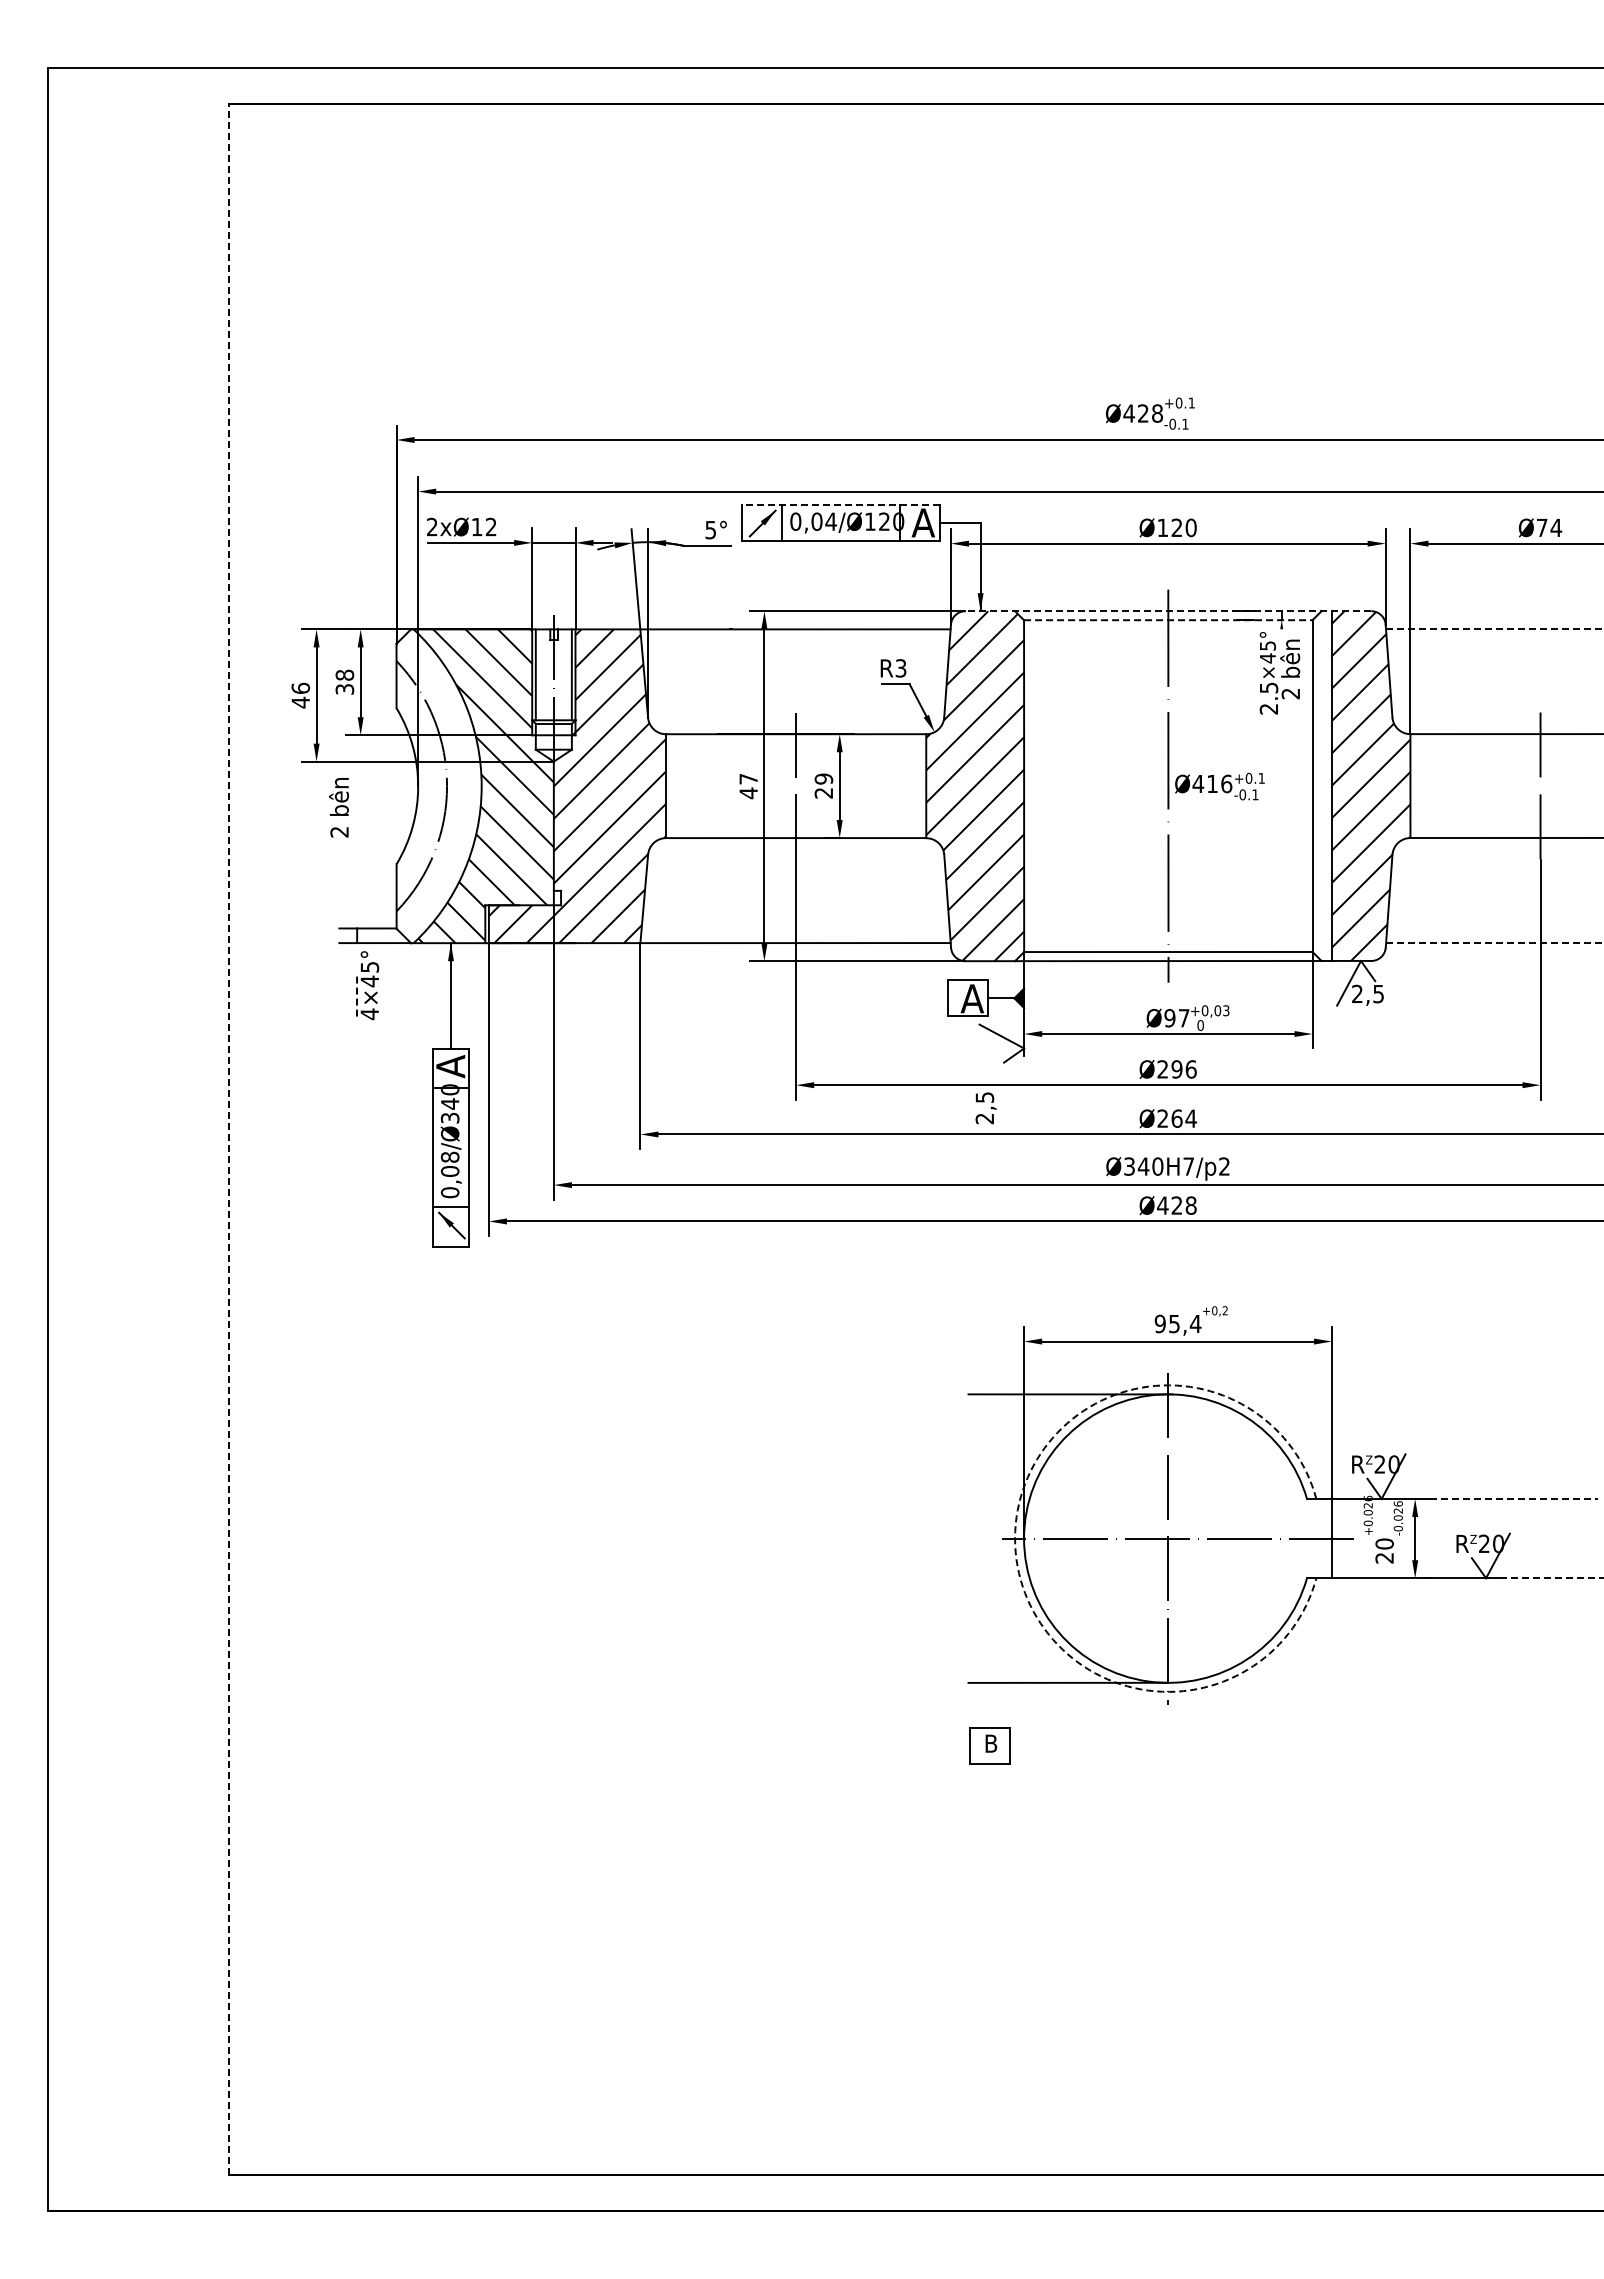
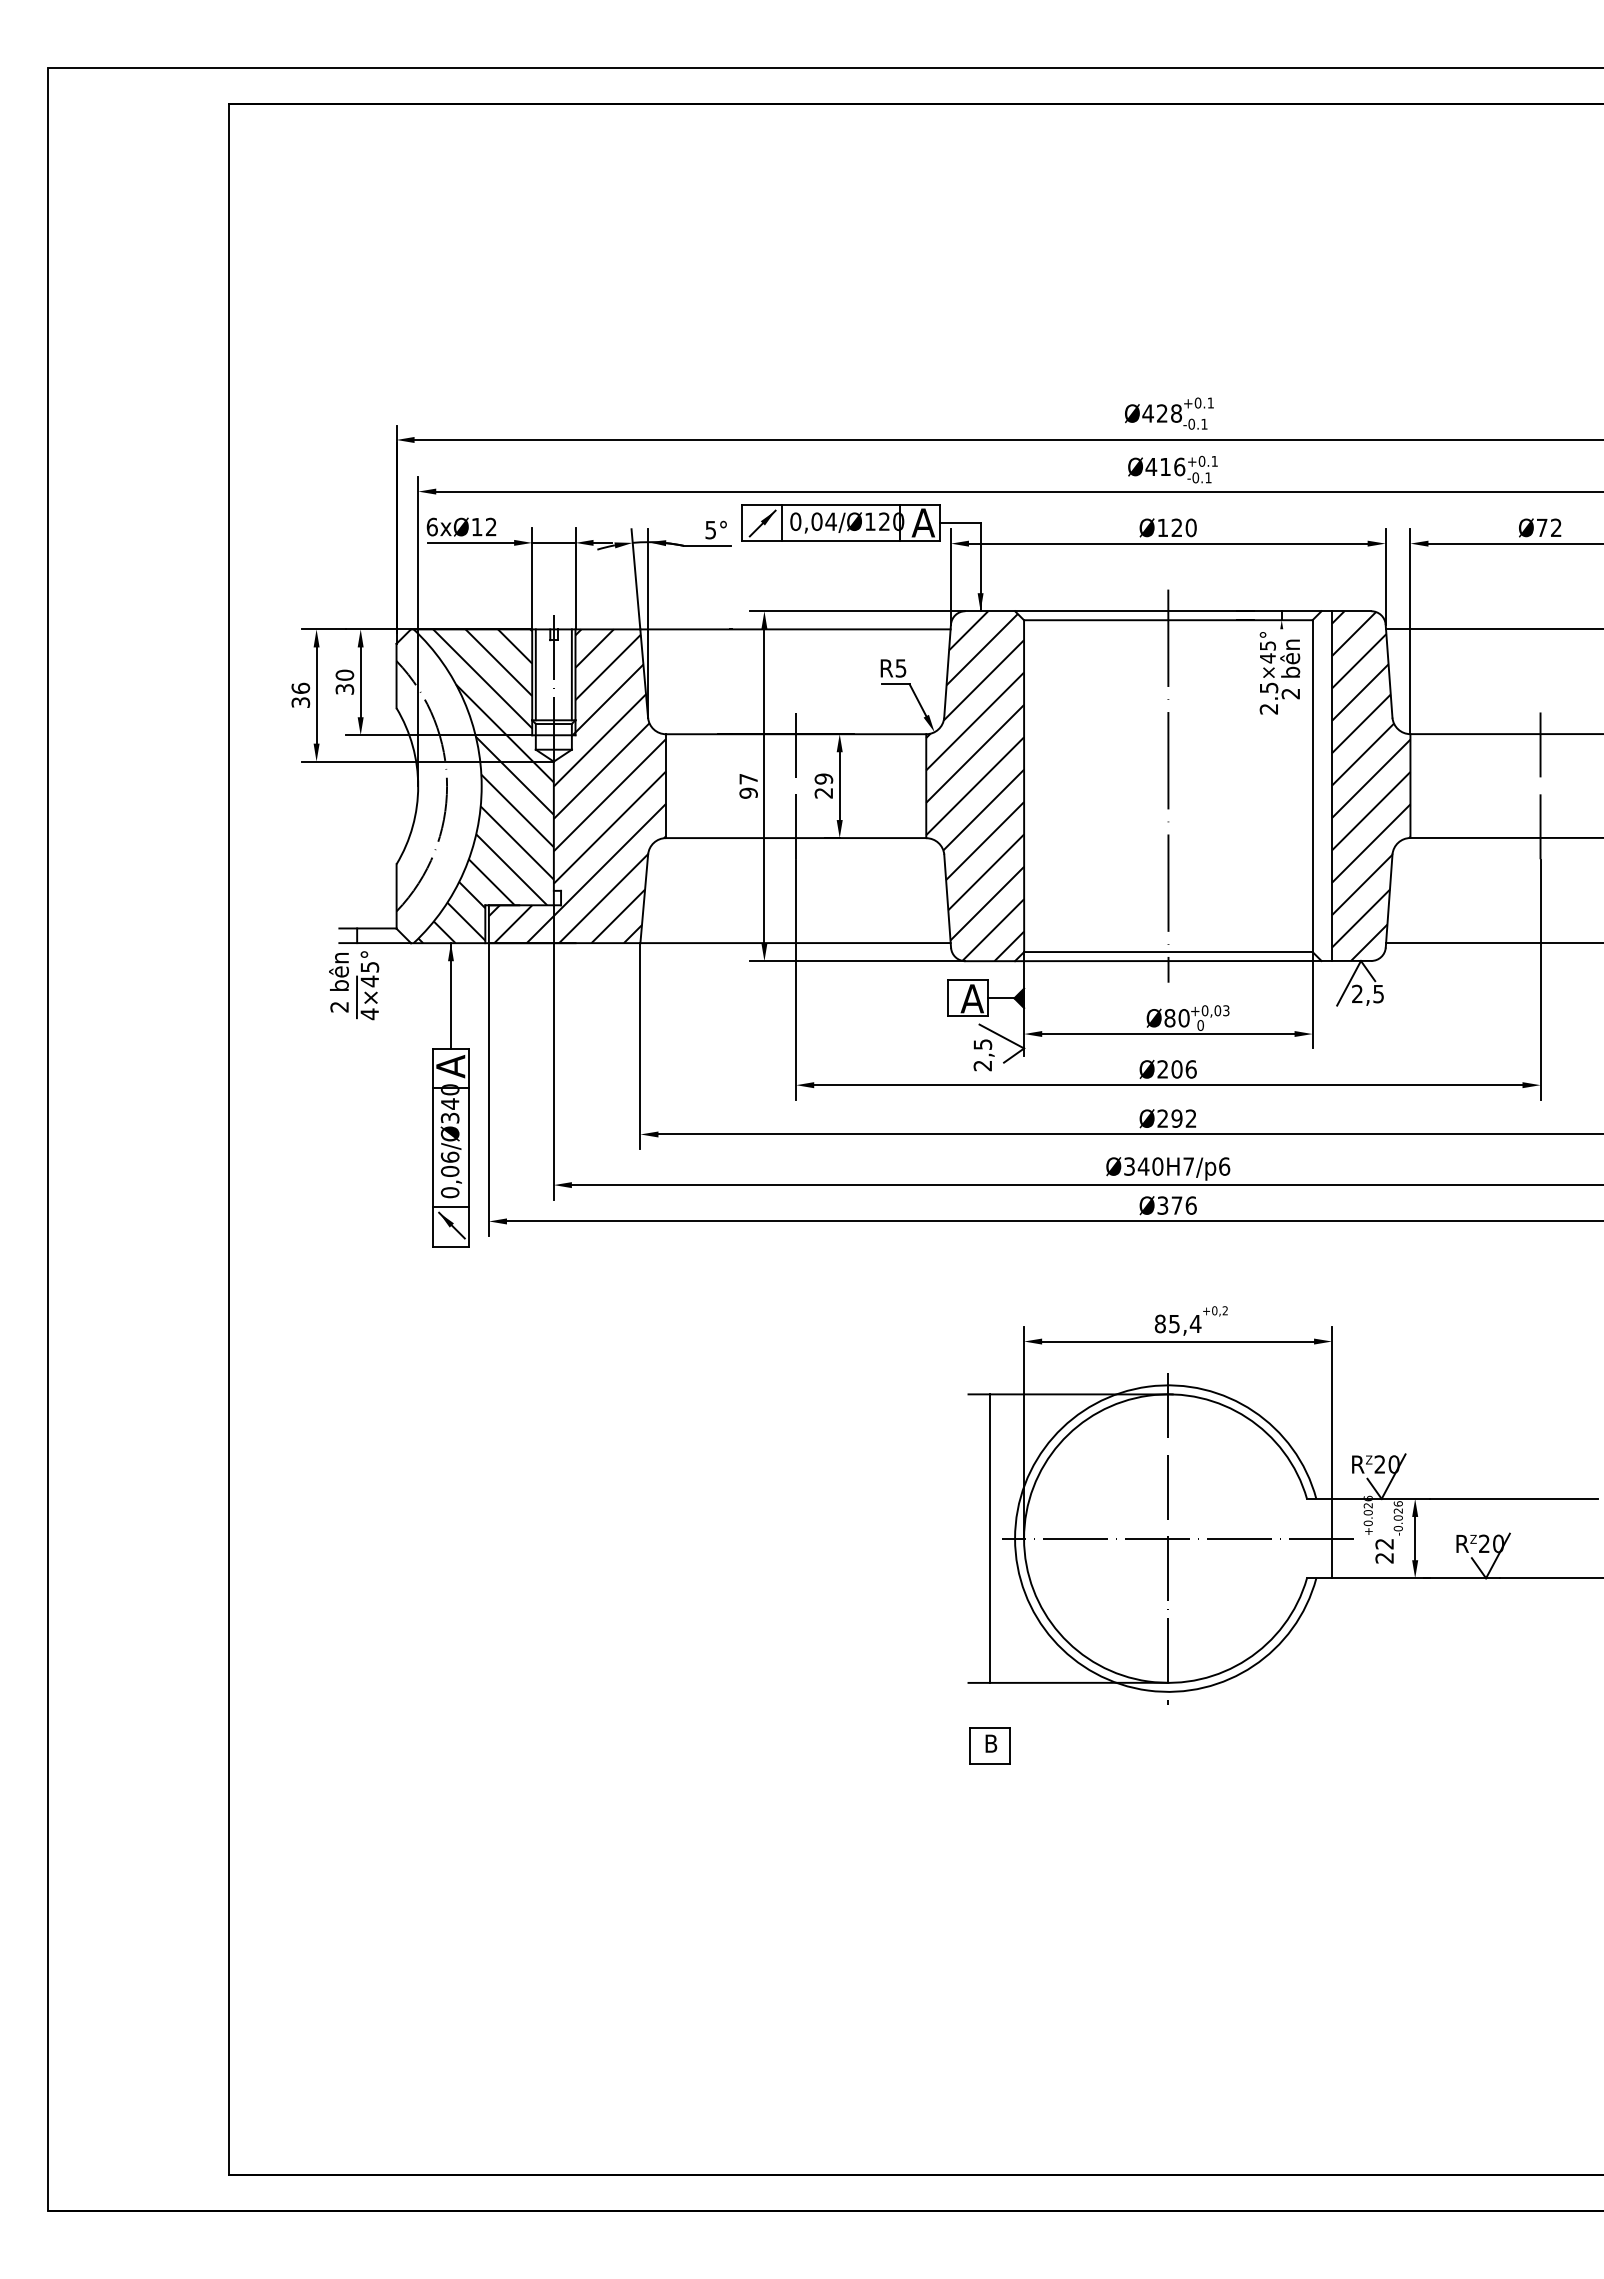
text position: (1150, 413) -> (1169, 413) (1169, 413)
line: dashed -> solid (840, 504)
text: 2xØ12 -> 6xØ12 (431, 526)
text: Ø74 -> Ø72 (1556, 527)
line: dashed -> solid (1168, 611)
line: dashed -> solid (1168, 620)
line: dashed -> solid (1494, 629)
text: R3 -> R5 (901, 667)
text: 38 -> 30 (344, 674)
text: 46 -> 36 (300, 702)
text position: (1219, 786) -> (1172, 469) (1172, 469)
text: 47 -> 97 (748, 793)
text position: (338, 807) -> (338, 982) (338, 982)
line: dashed -> solid (1495, 942)
line: dashed -> solid (357, 997)
text: Ø97 -> Ø80 (1176, 1018)
text: Ø296 -> Ø206 (1176, 1069)
text position: (985, 1108) -> (983, 1055) (983, 1055)
text: Ø264 -> Ø292 (1184, 1118)
line: dashed -> solid (228, 1139)
text: 0,08/Ø340 -> 0,06/Ø340 (449, 1156)
text: Ø340H7/p2 -> Ø340H7/p6 (1224, 1166)
text: Ø428 -> Ø376 (1176, 1205)
text: 95,4 -> 85,4 (1159, 1323)
line: dashed -> solid (1514, 1498)
line: none -> present (990, 1538)
arc: dashed -> solid (1015, 1538)
text: 20 -> 22 (1384, 1543)
line: dashed -> solid (1552, 1578)
